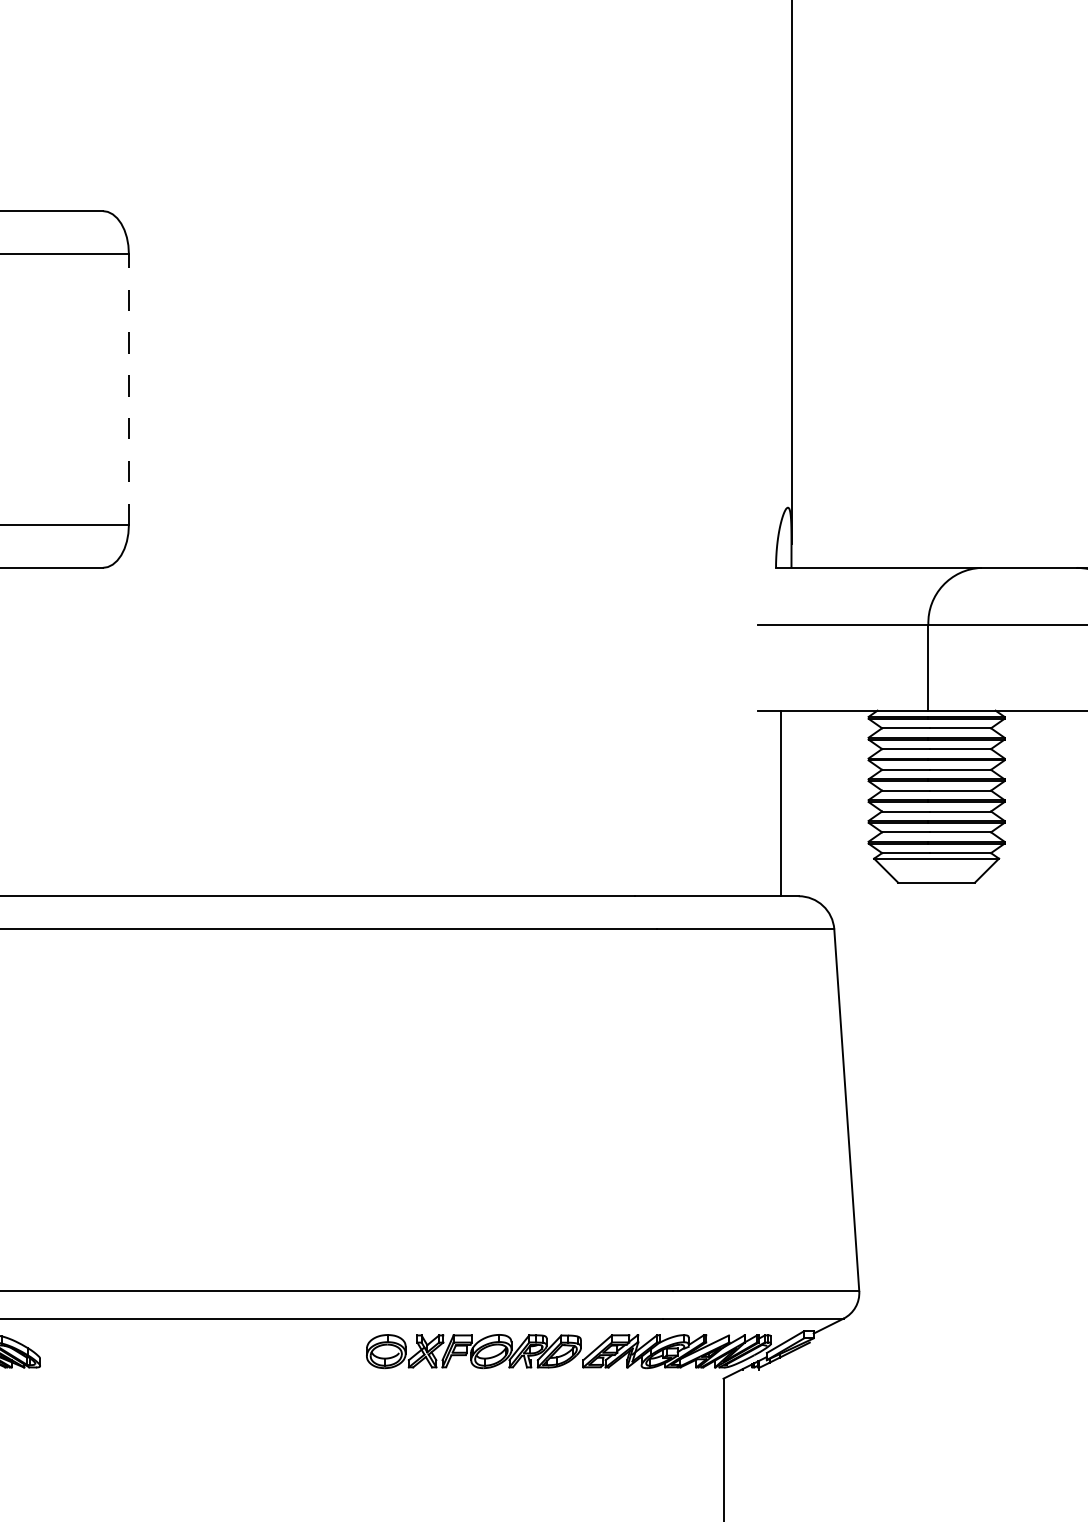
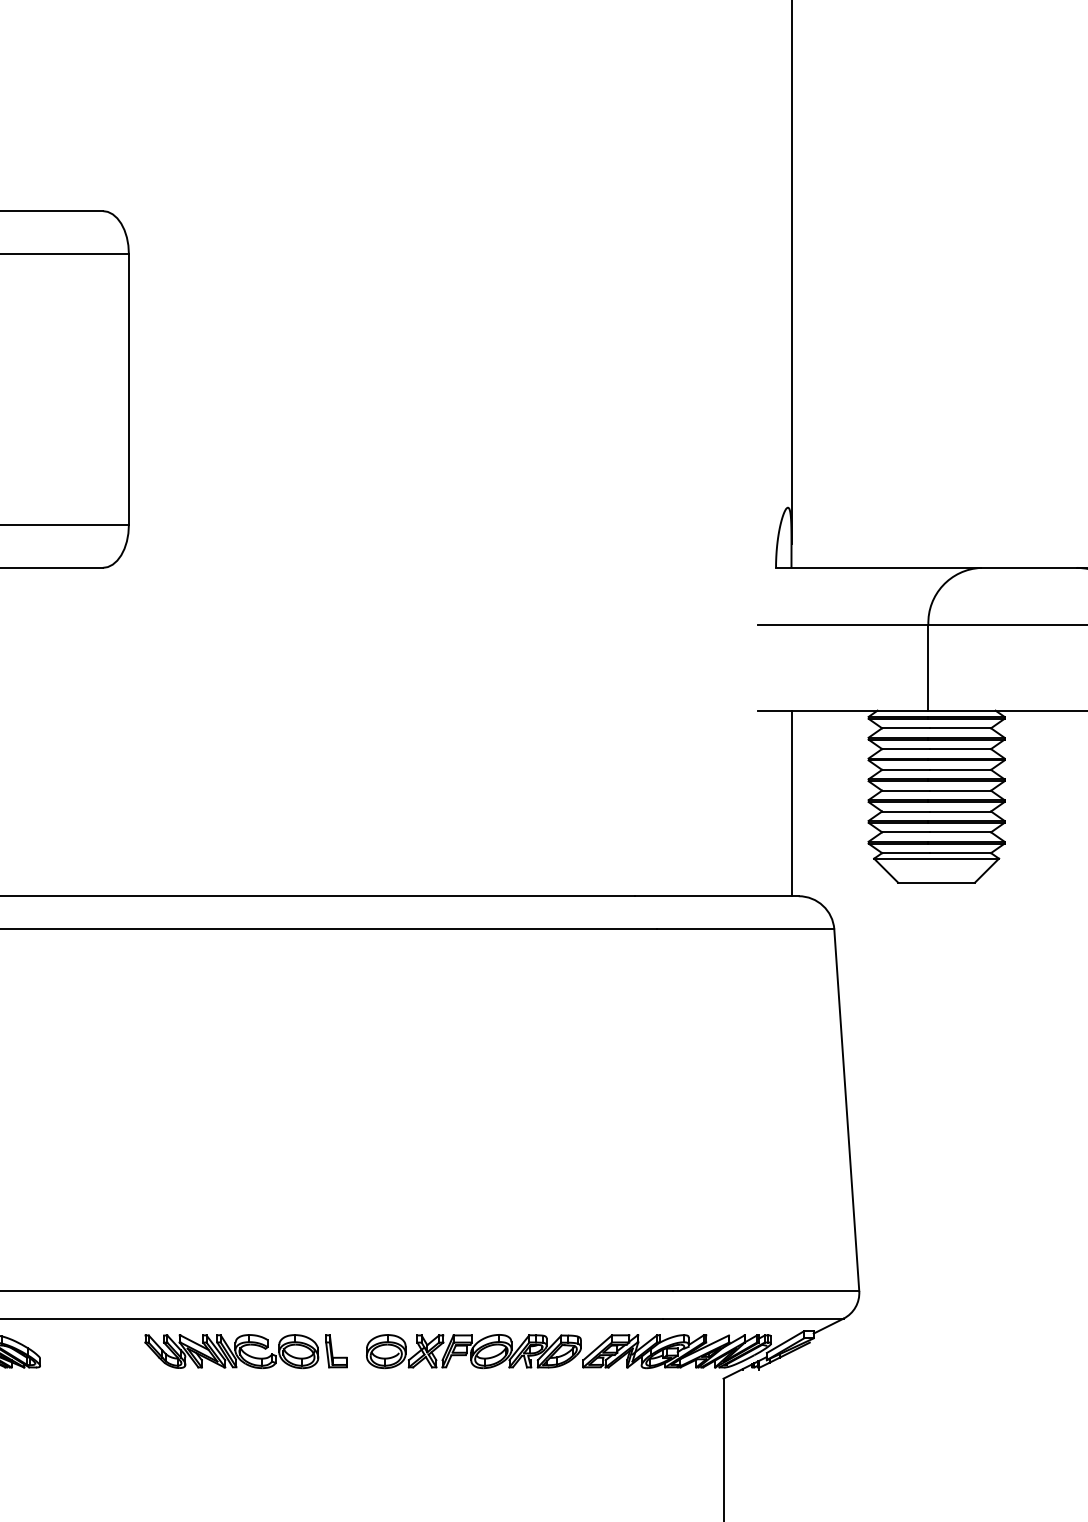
line: dashed -> solid (128, 389)
line position: (780, 803) -> (791, 803) (791, 803)
part: none -> present (245, 1351)
